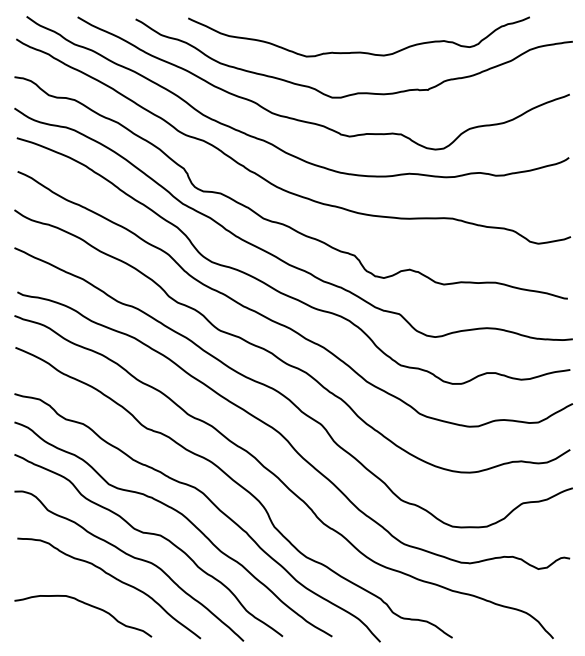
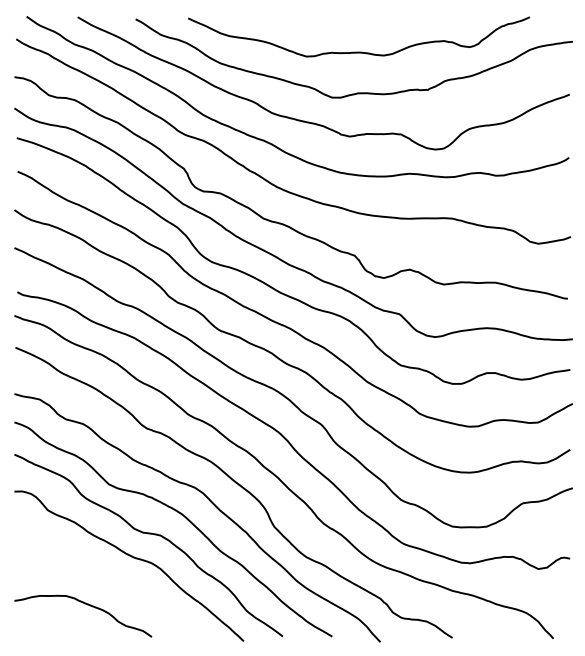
curve: present -> none (116, 580)
